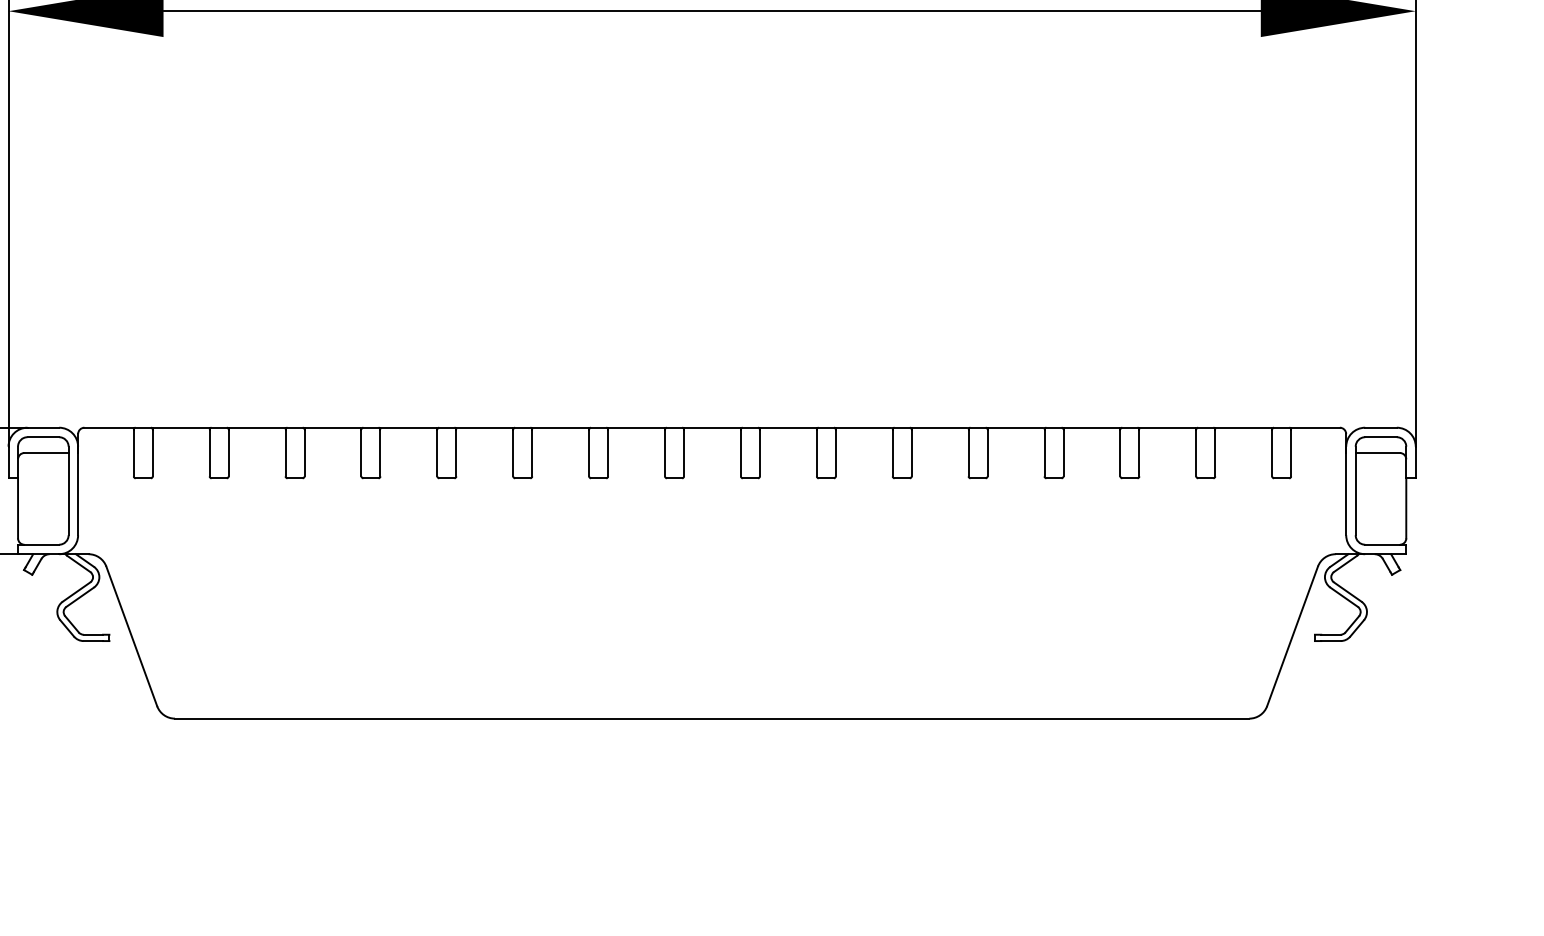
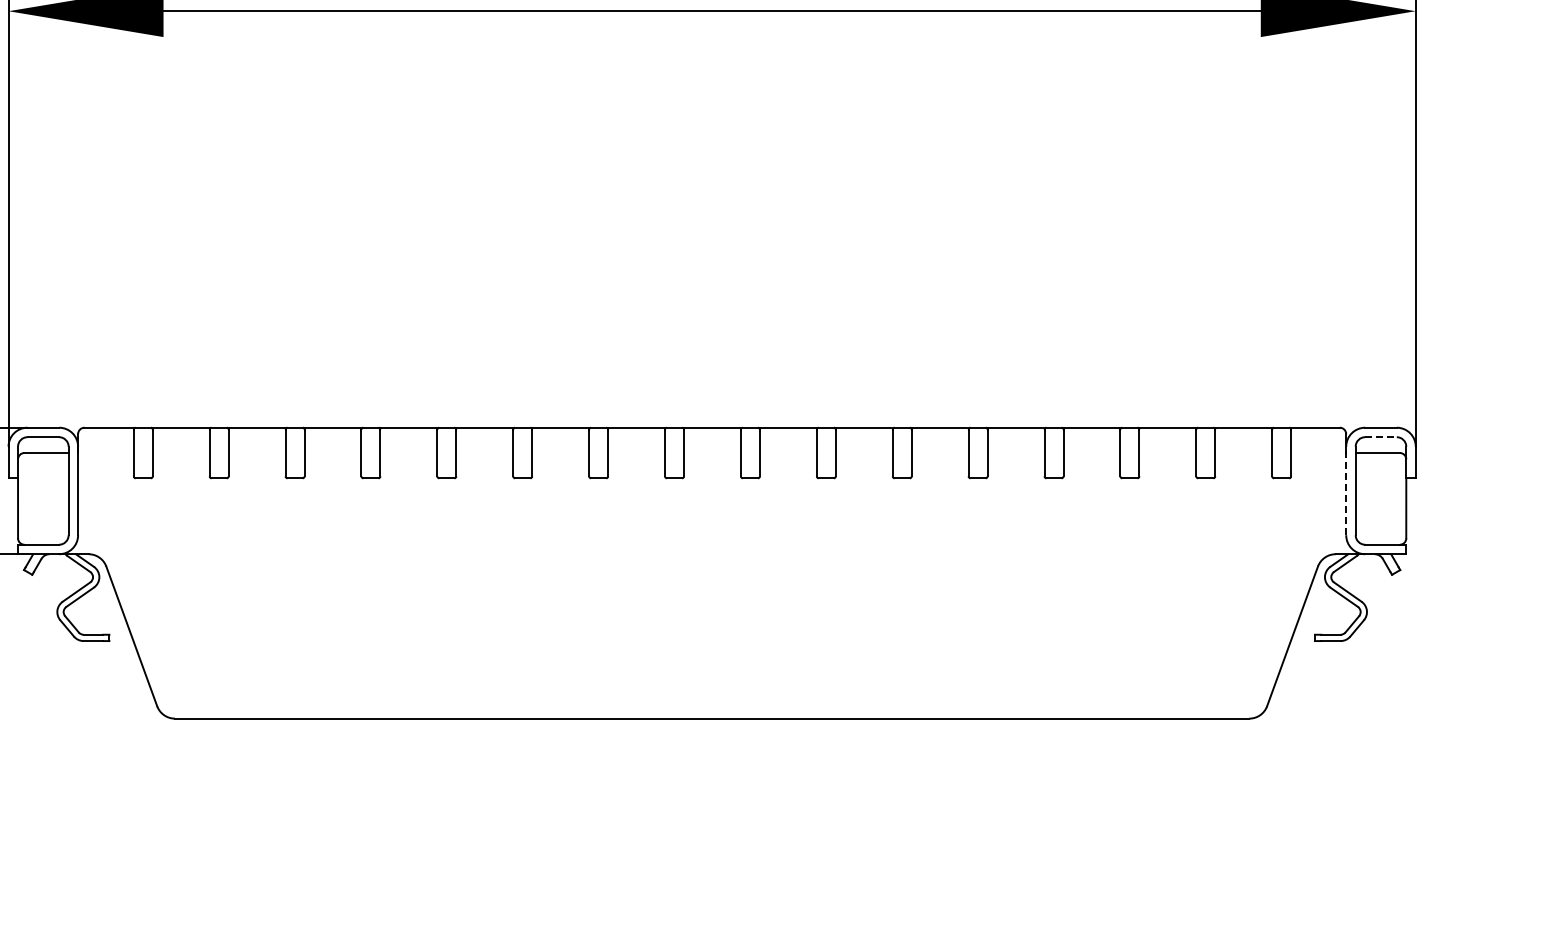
line: solid -> dashed (1381, 437)
line: solid -> dashed (1346, 490)
